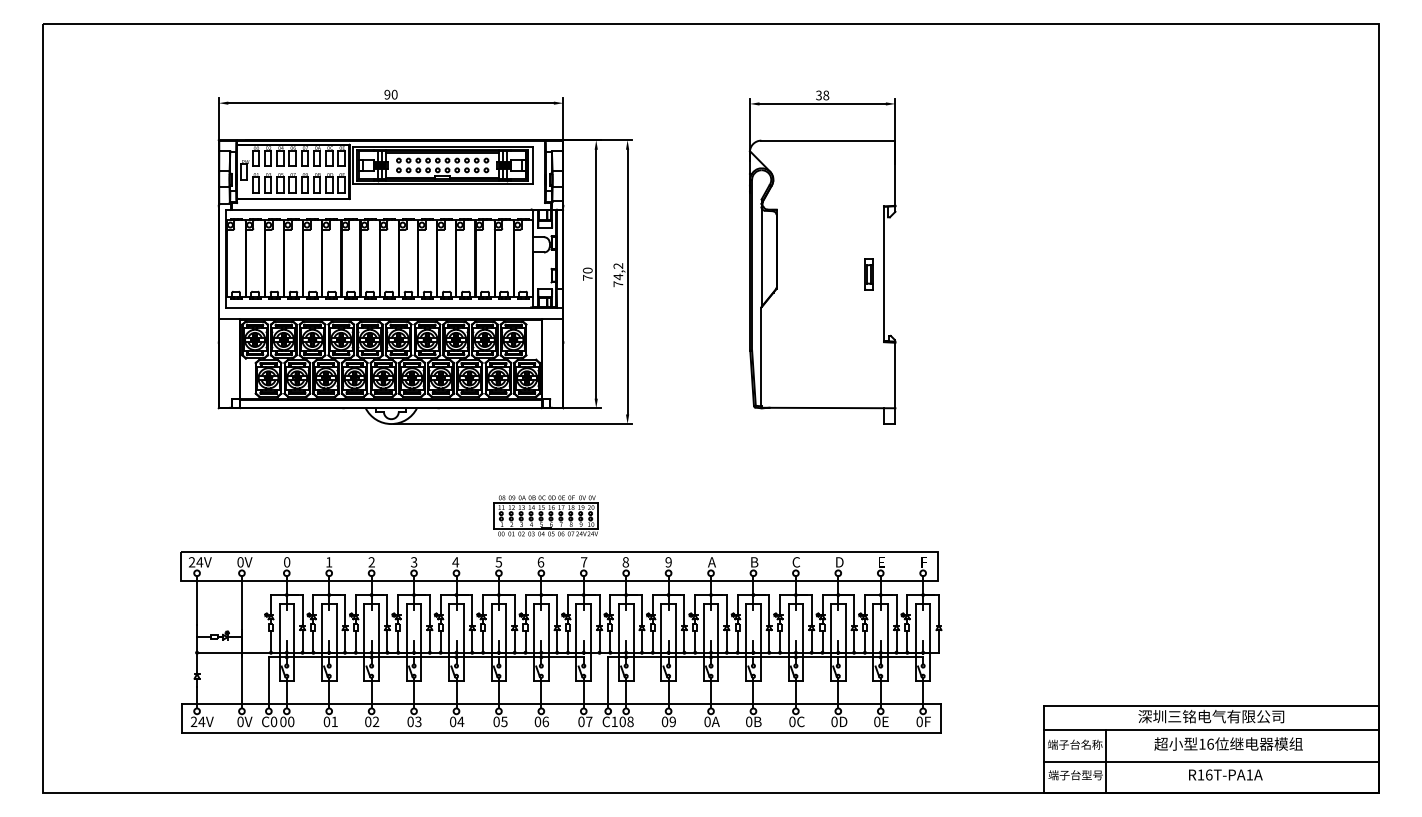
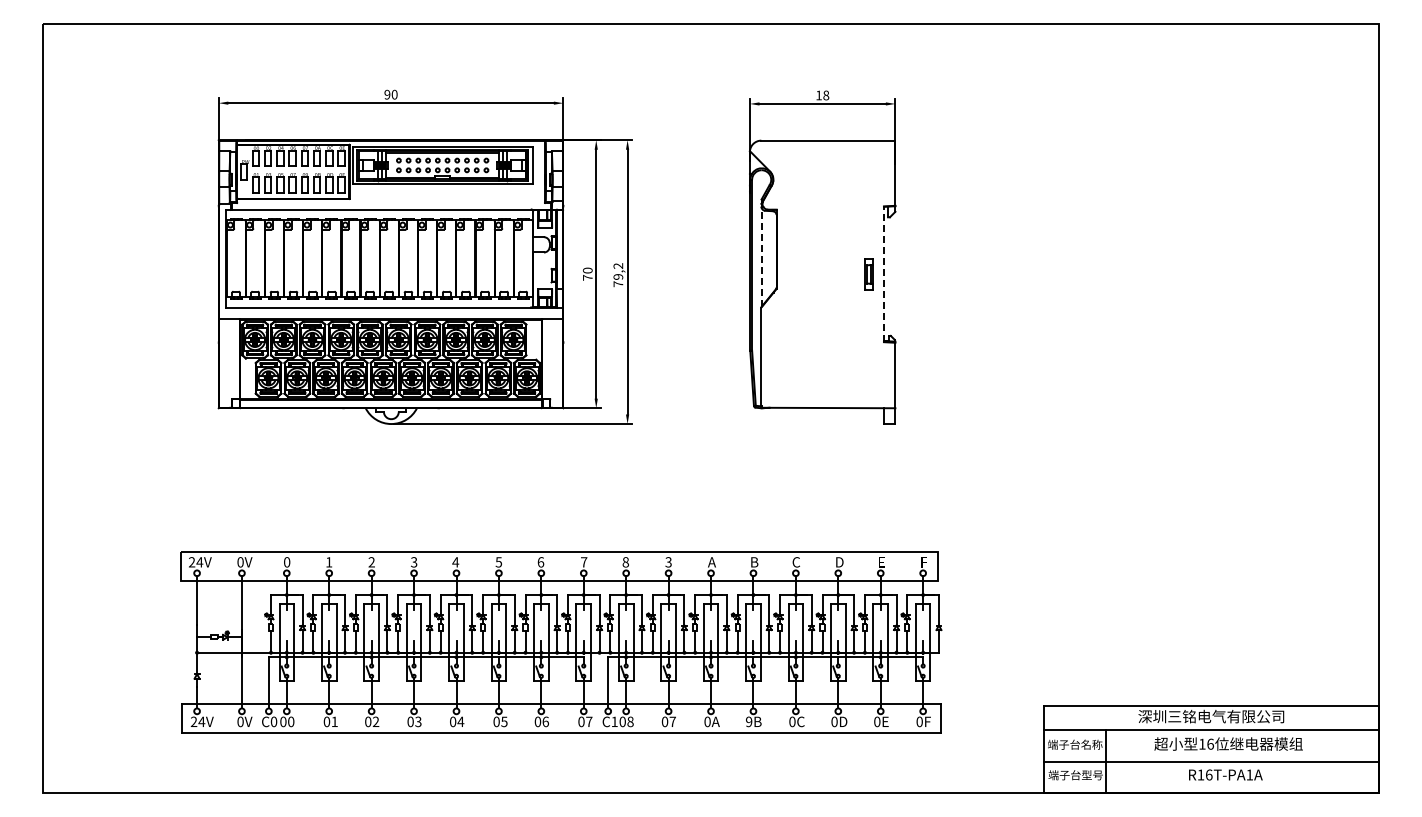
text: 38 -> 18 (818, 95)
line: solid -> dashed (761, 257)
line: solid -> dashed (883, 274)
text: 74,2 -> 79,2 (618, 276)
part: present -> none (545, 515)
text: 9 -> 3 (668, 562)
text: 09 -> 07 (672, 721)
text: 0B -> 9B (749, 722)
